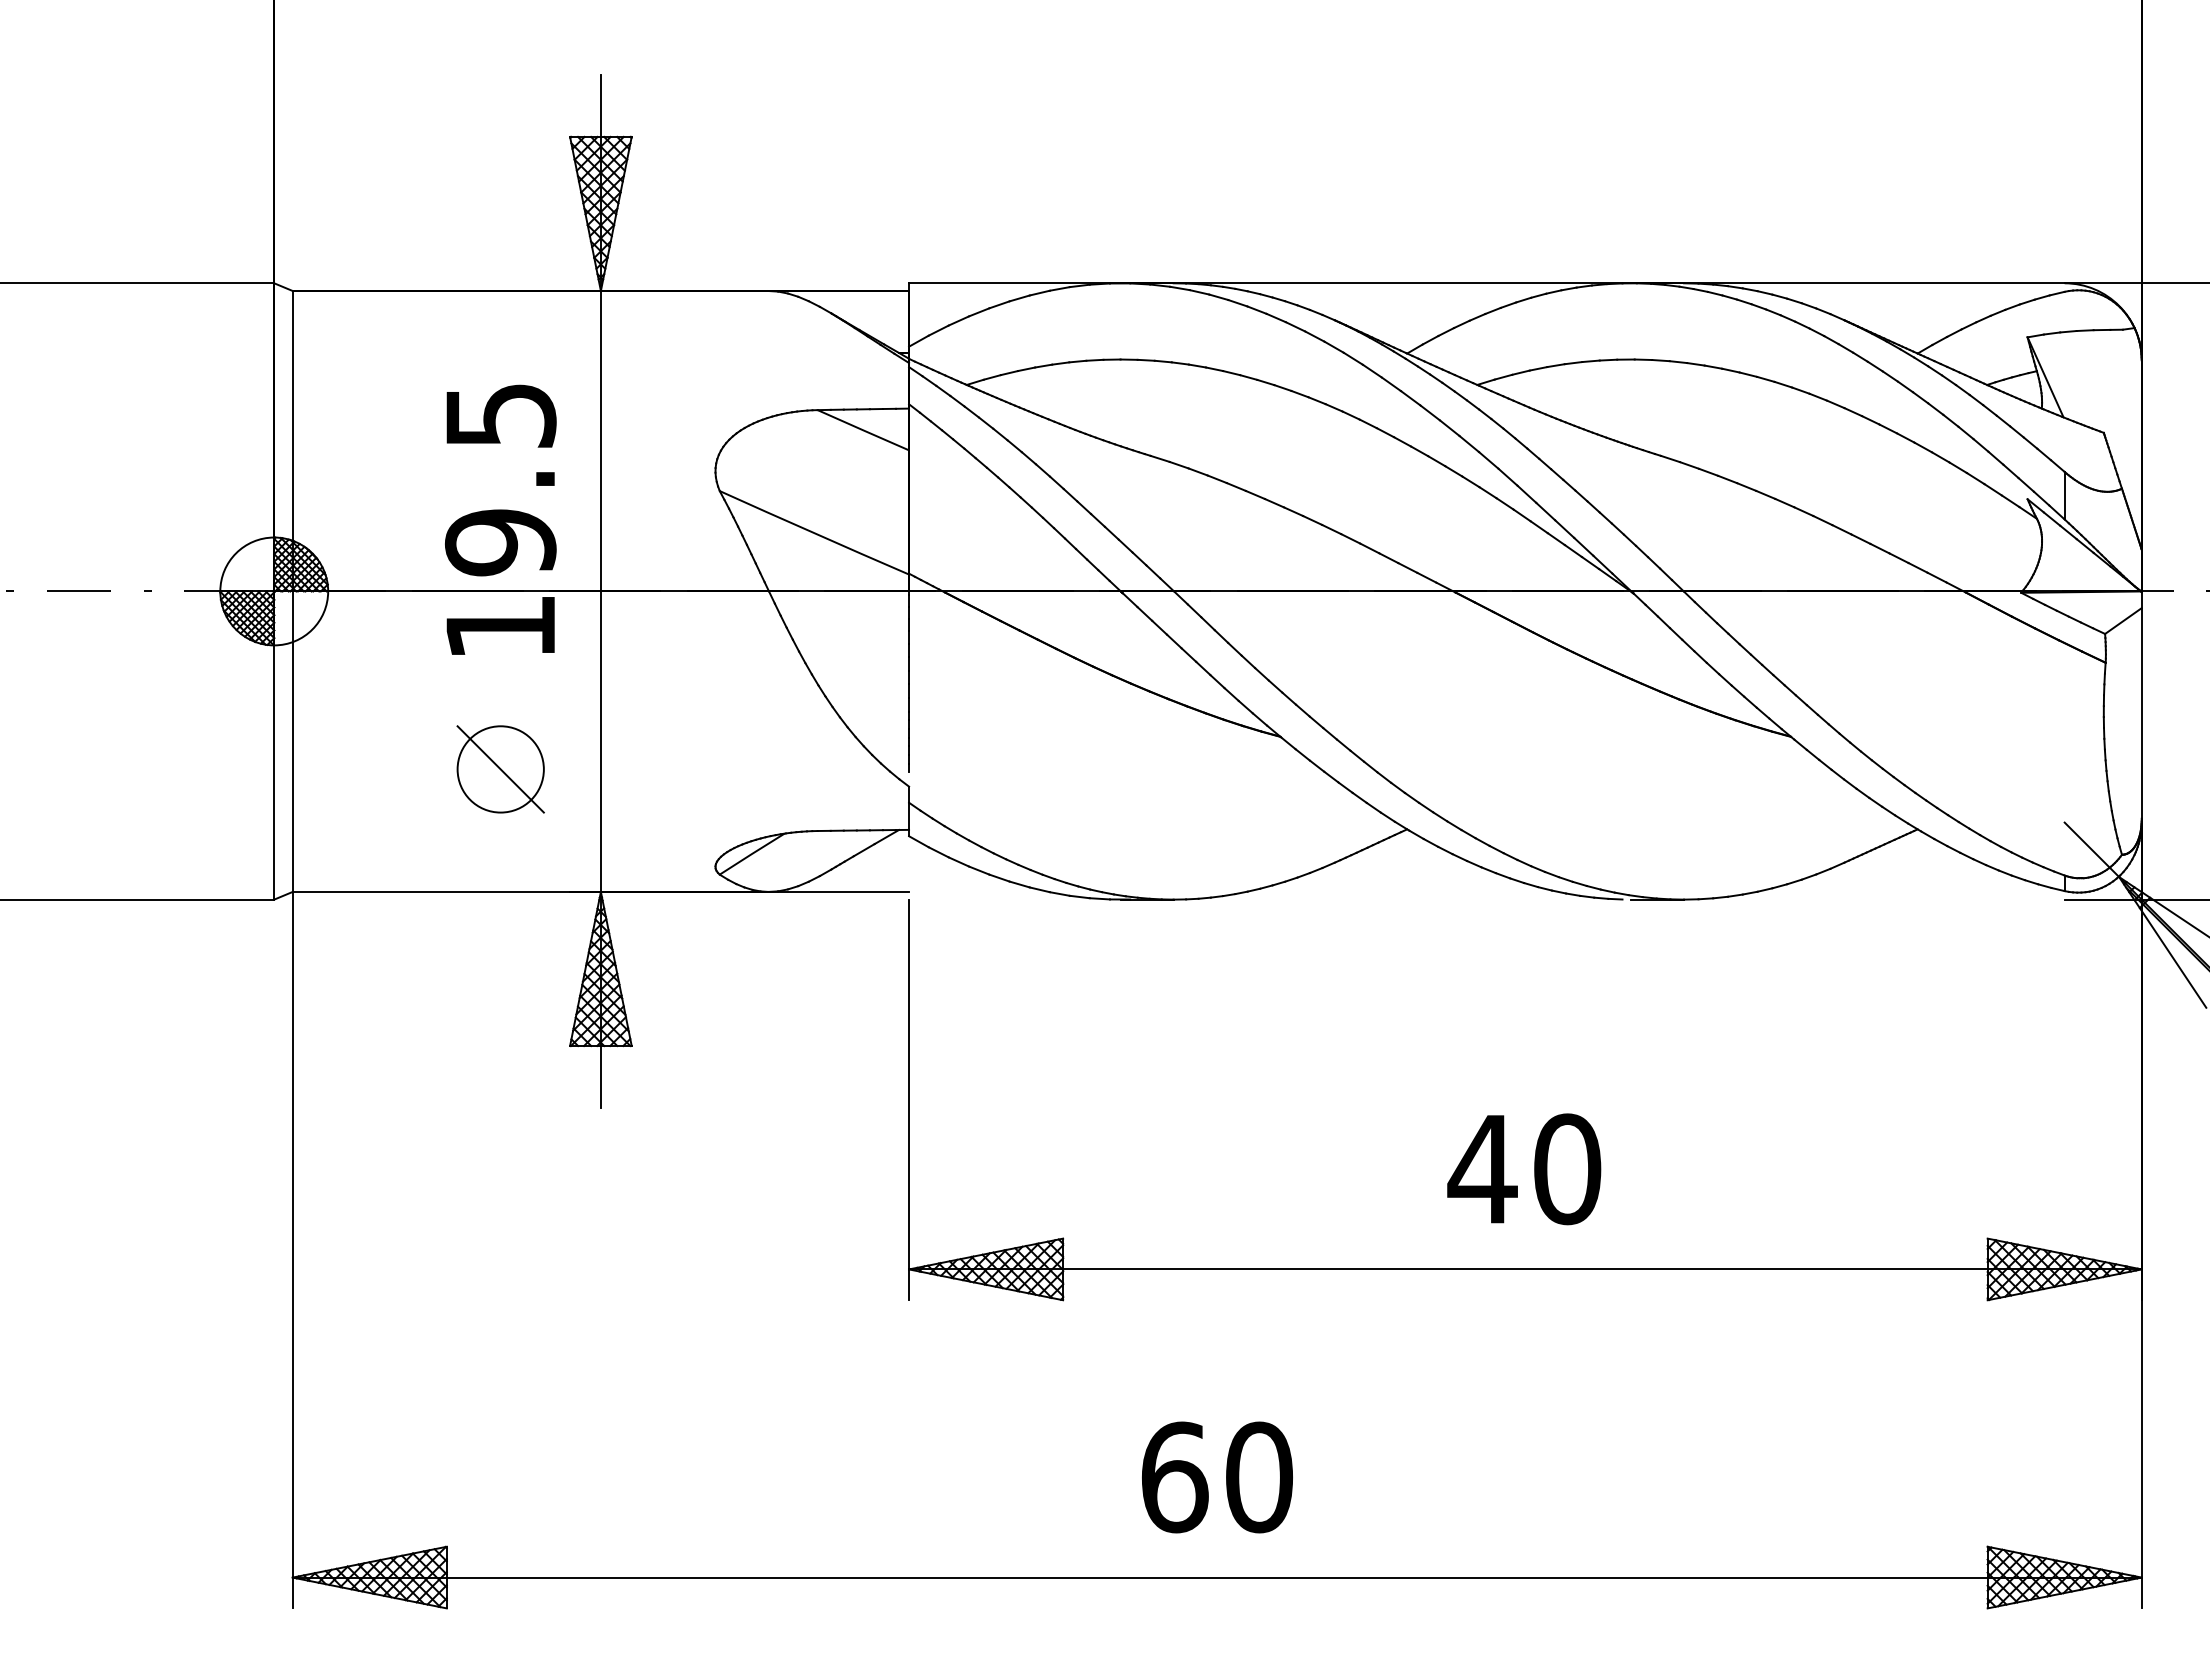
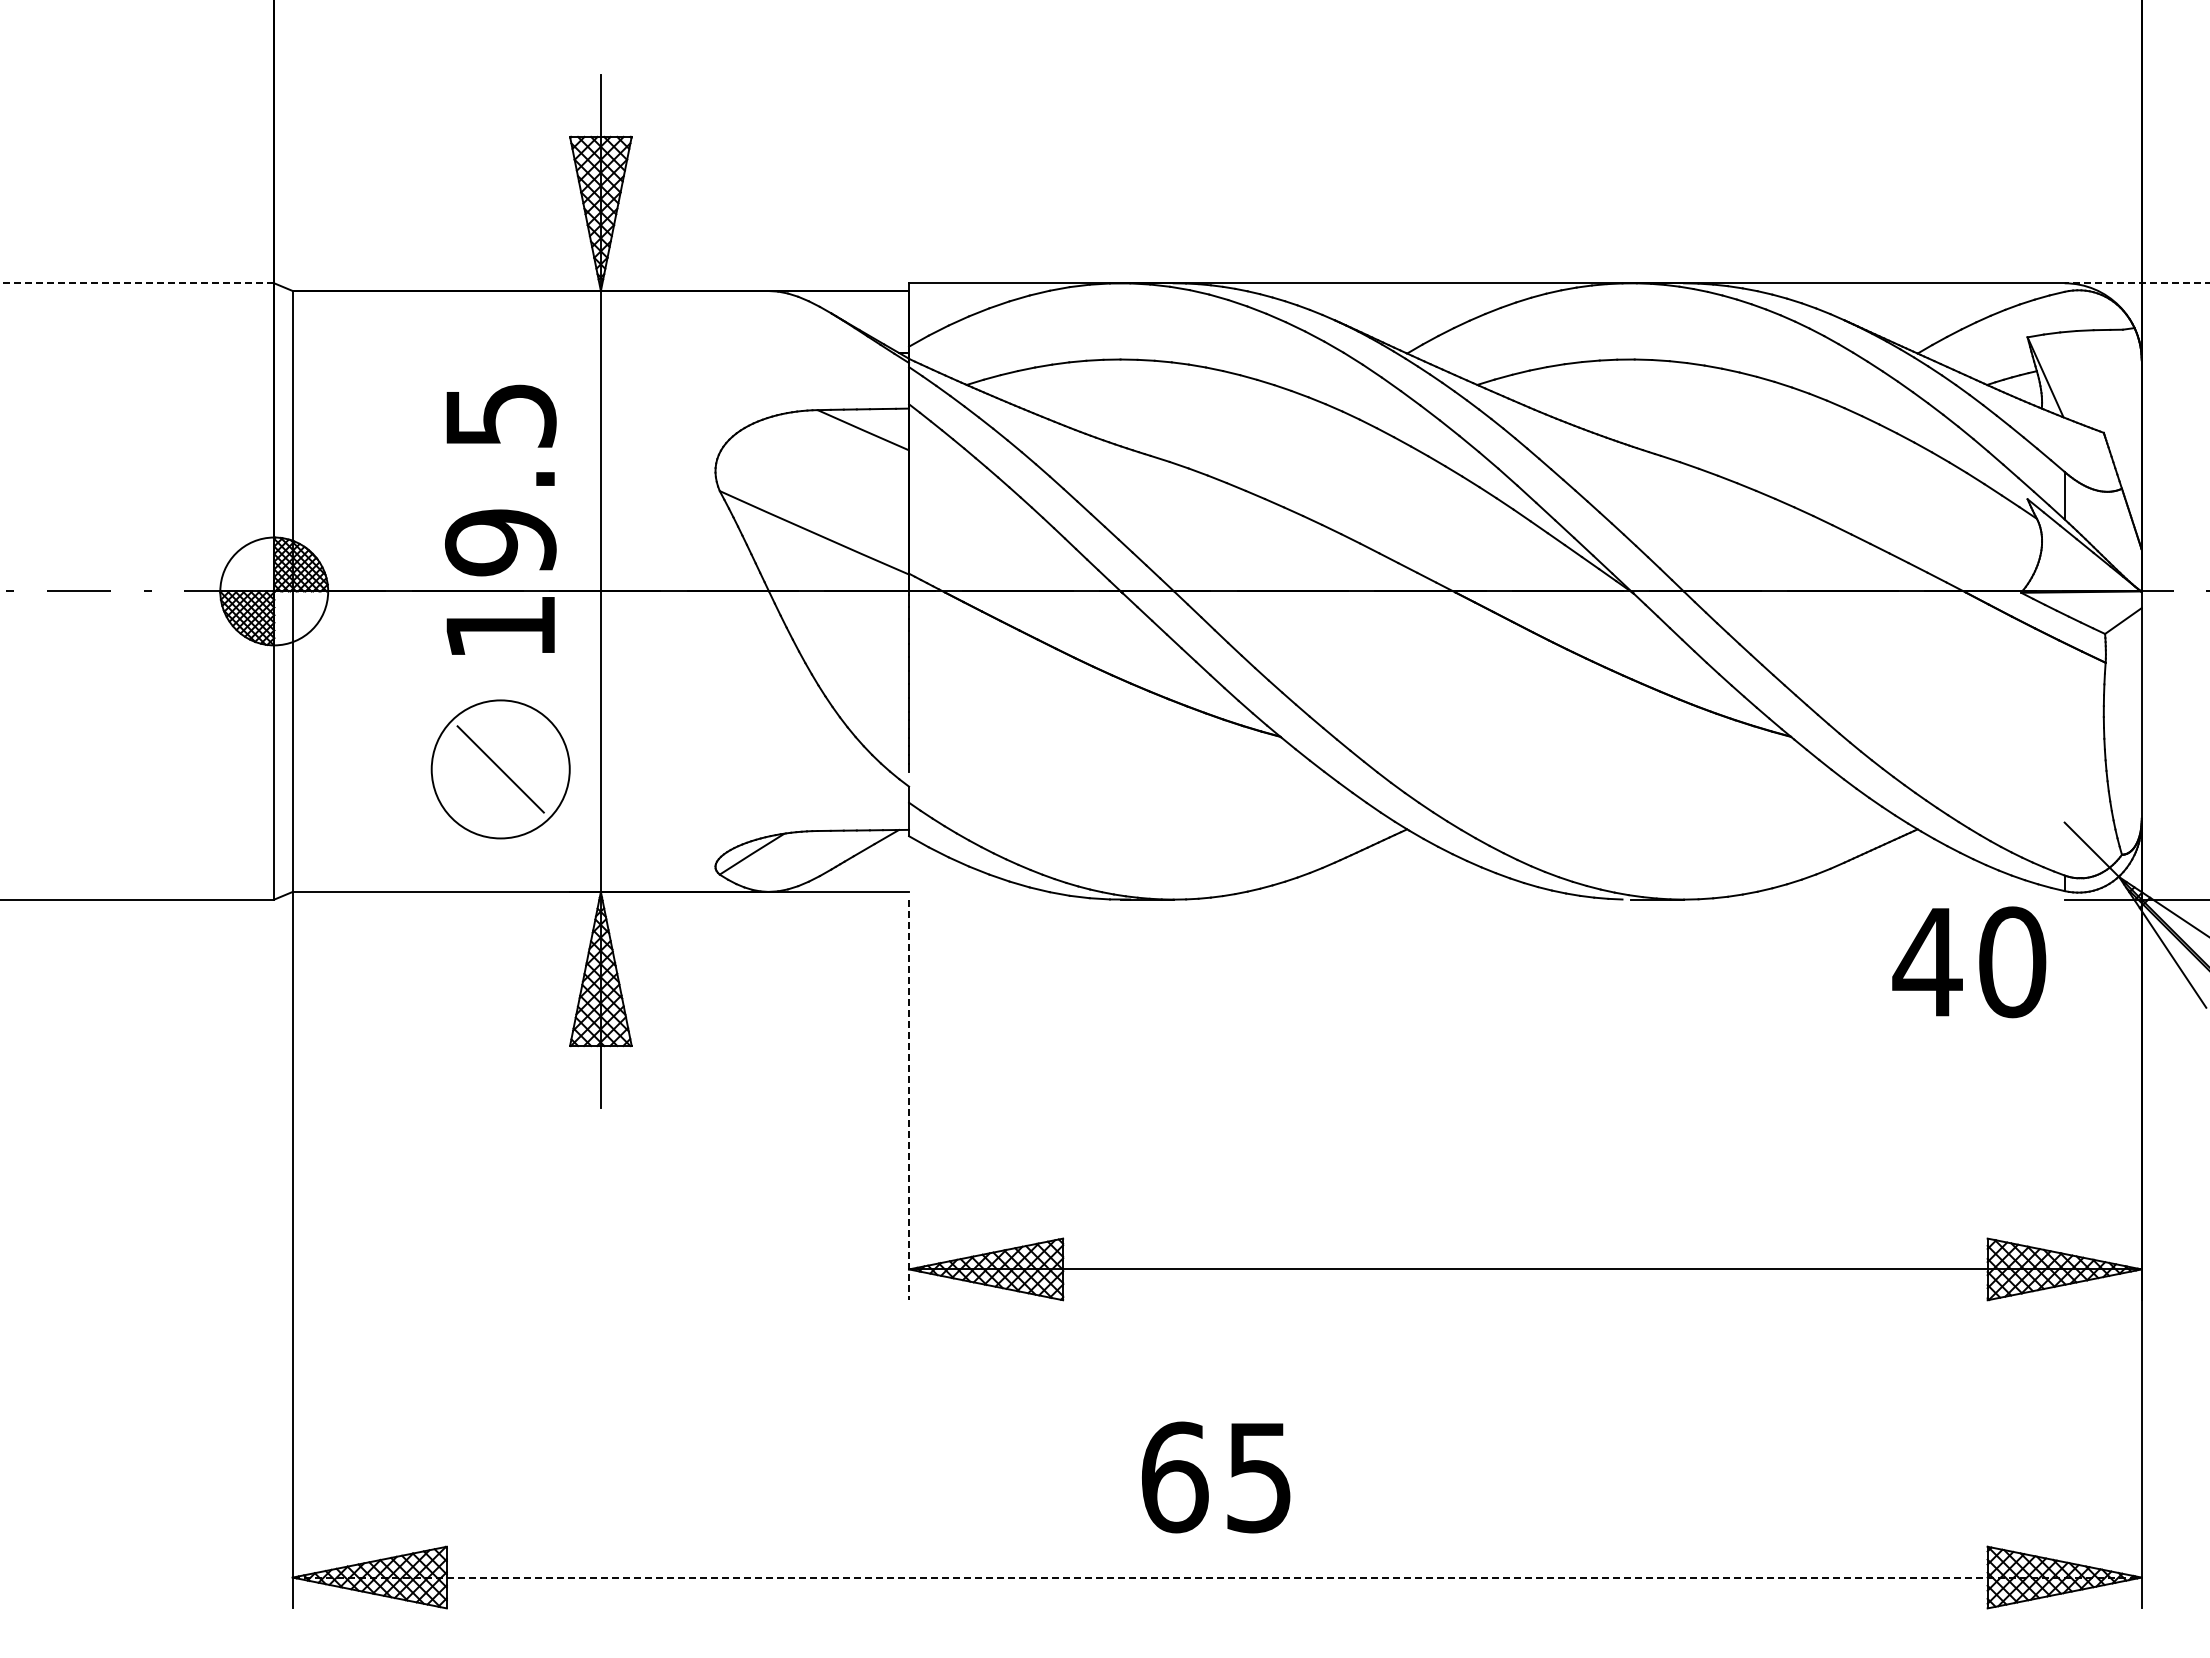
line: solid -> dashed (137, 283)
line: solid -> dashed (2136, 283)
circle diameter: 86 px -> 138 px (500, 769)
line: solid -> dashed (909, 1100)
text position: (1524, 1169) -> (1969, 962) (1969, 962)
text: 60 -> 65 (1259, 1477)
line: solid -> dashed (1217, 1577)
